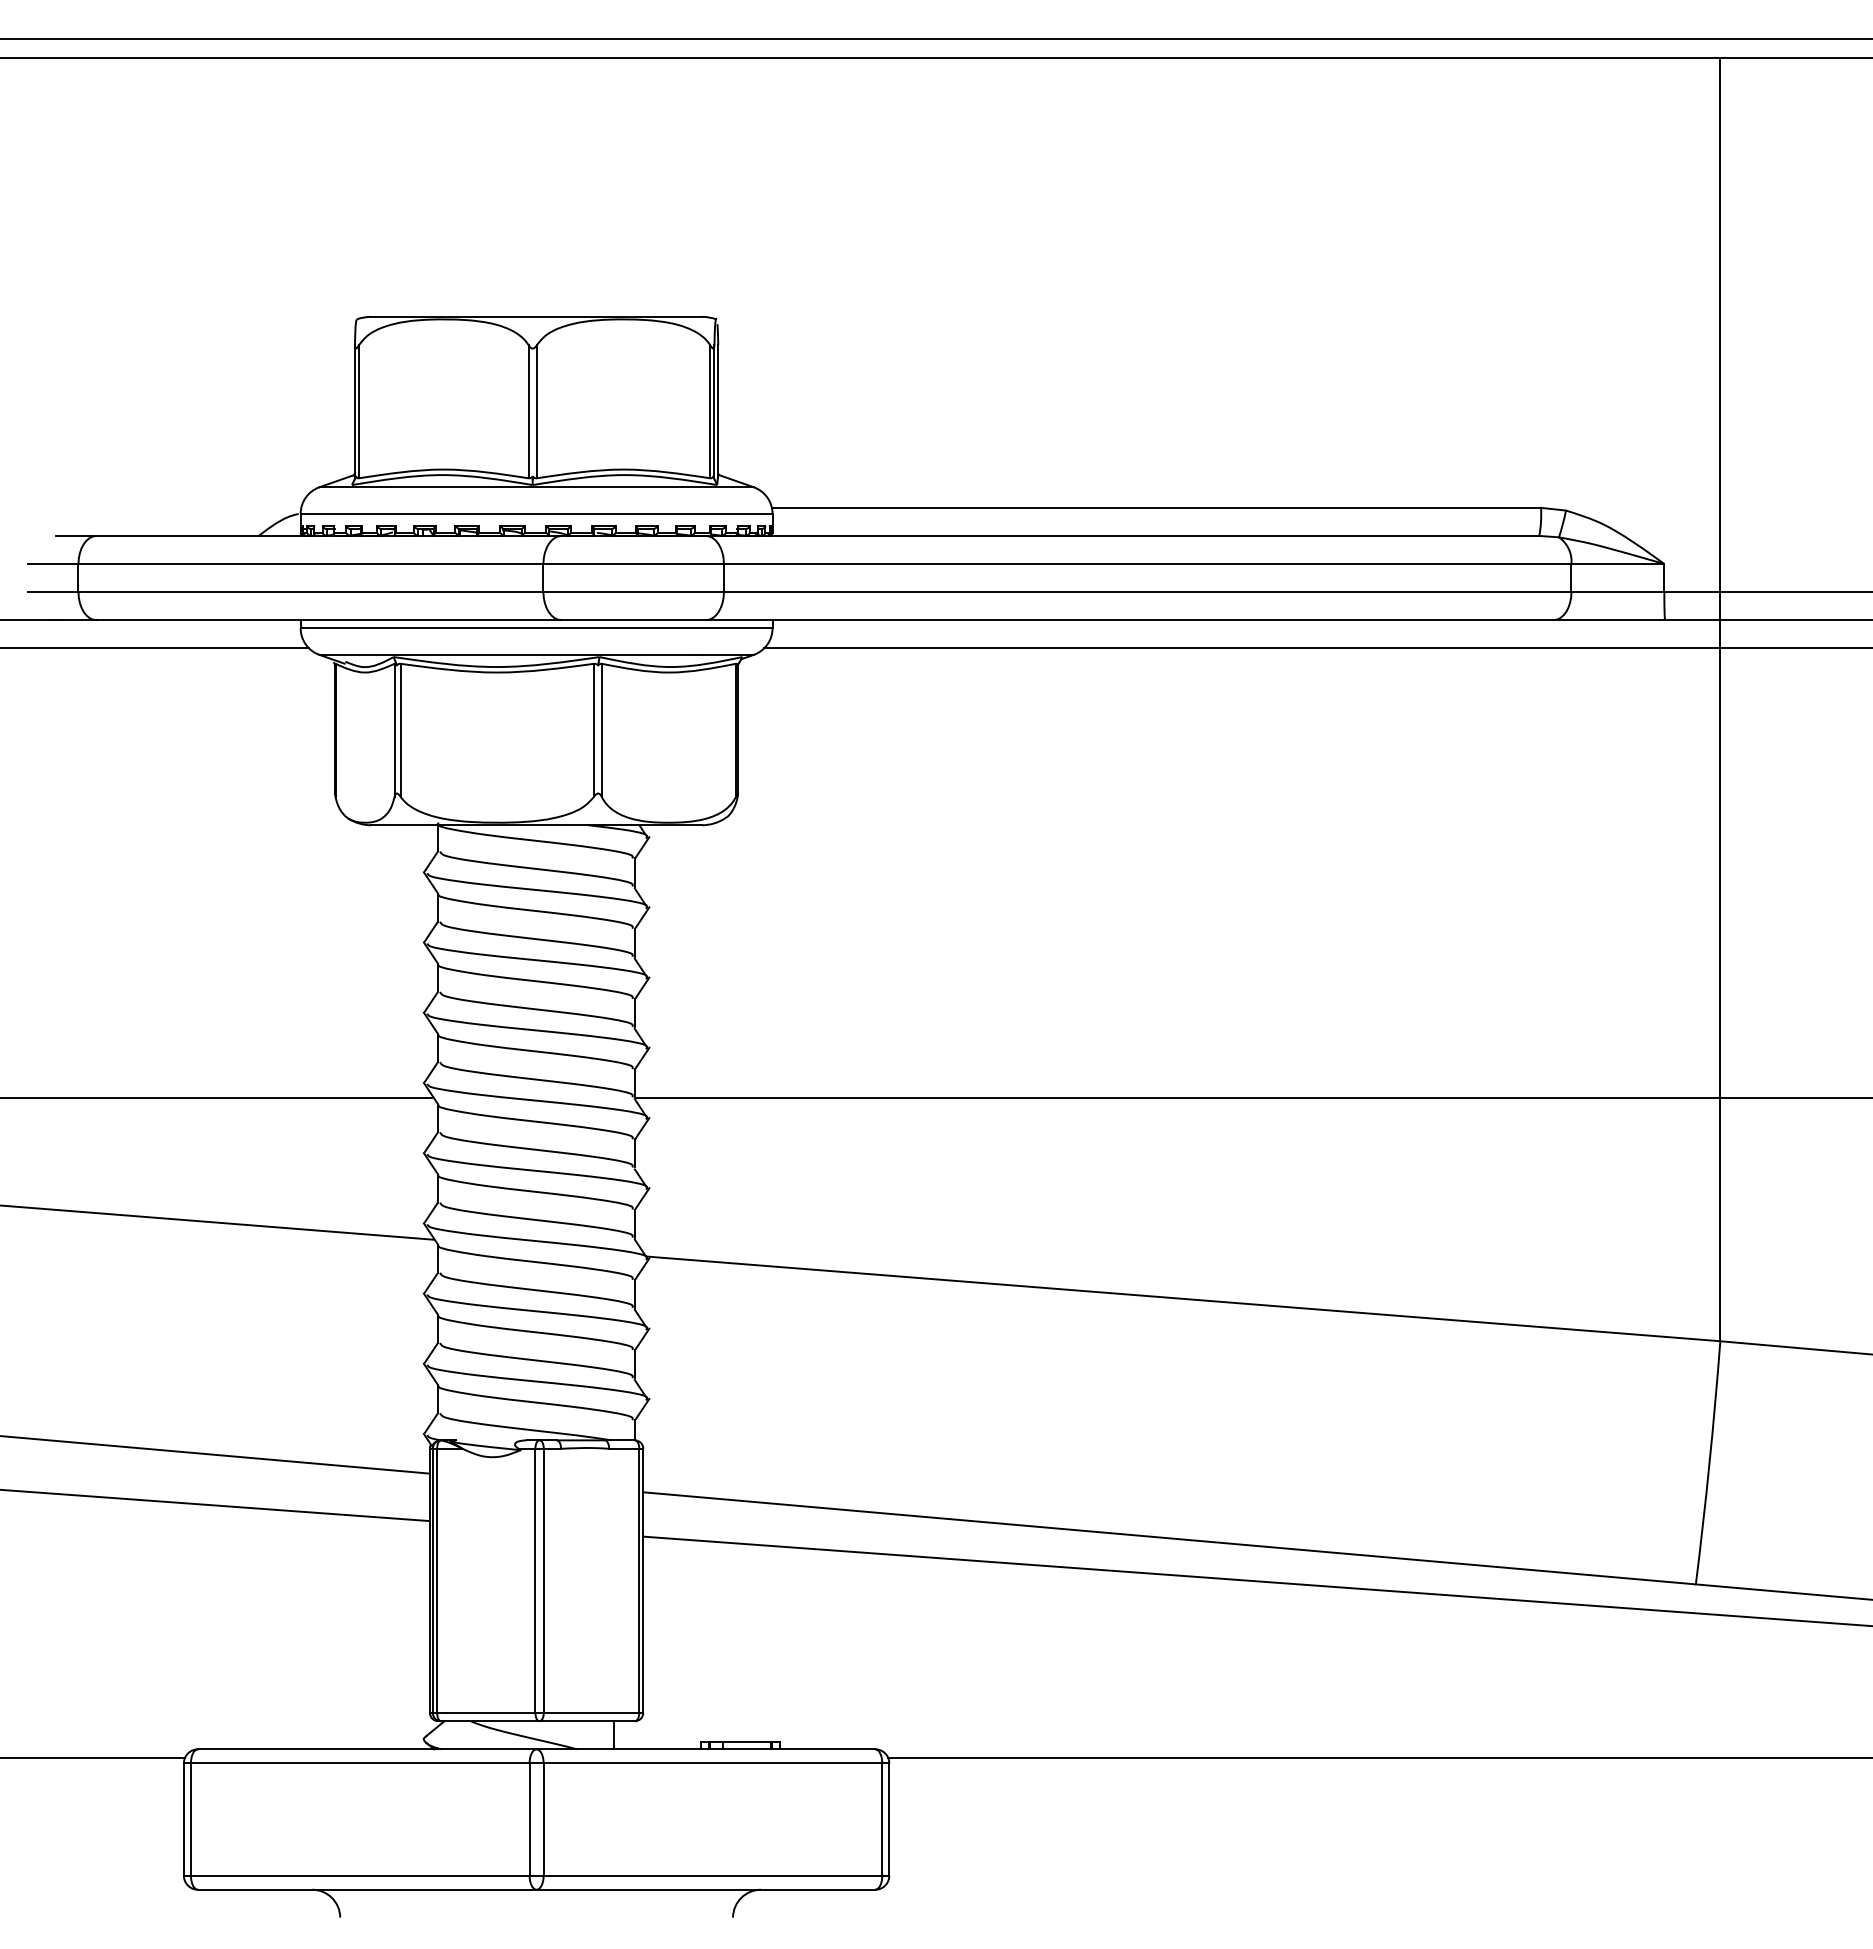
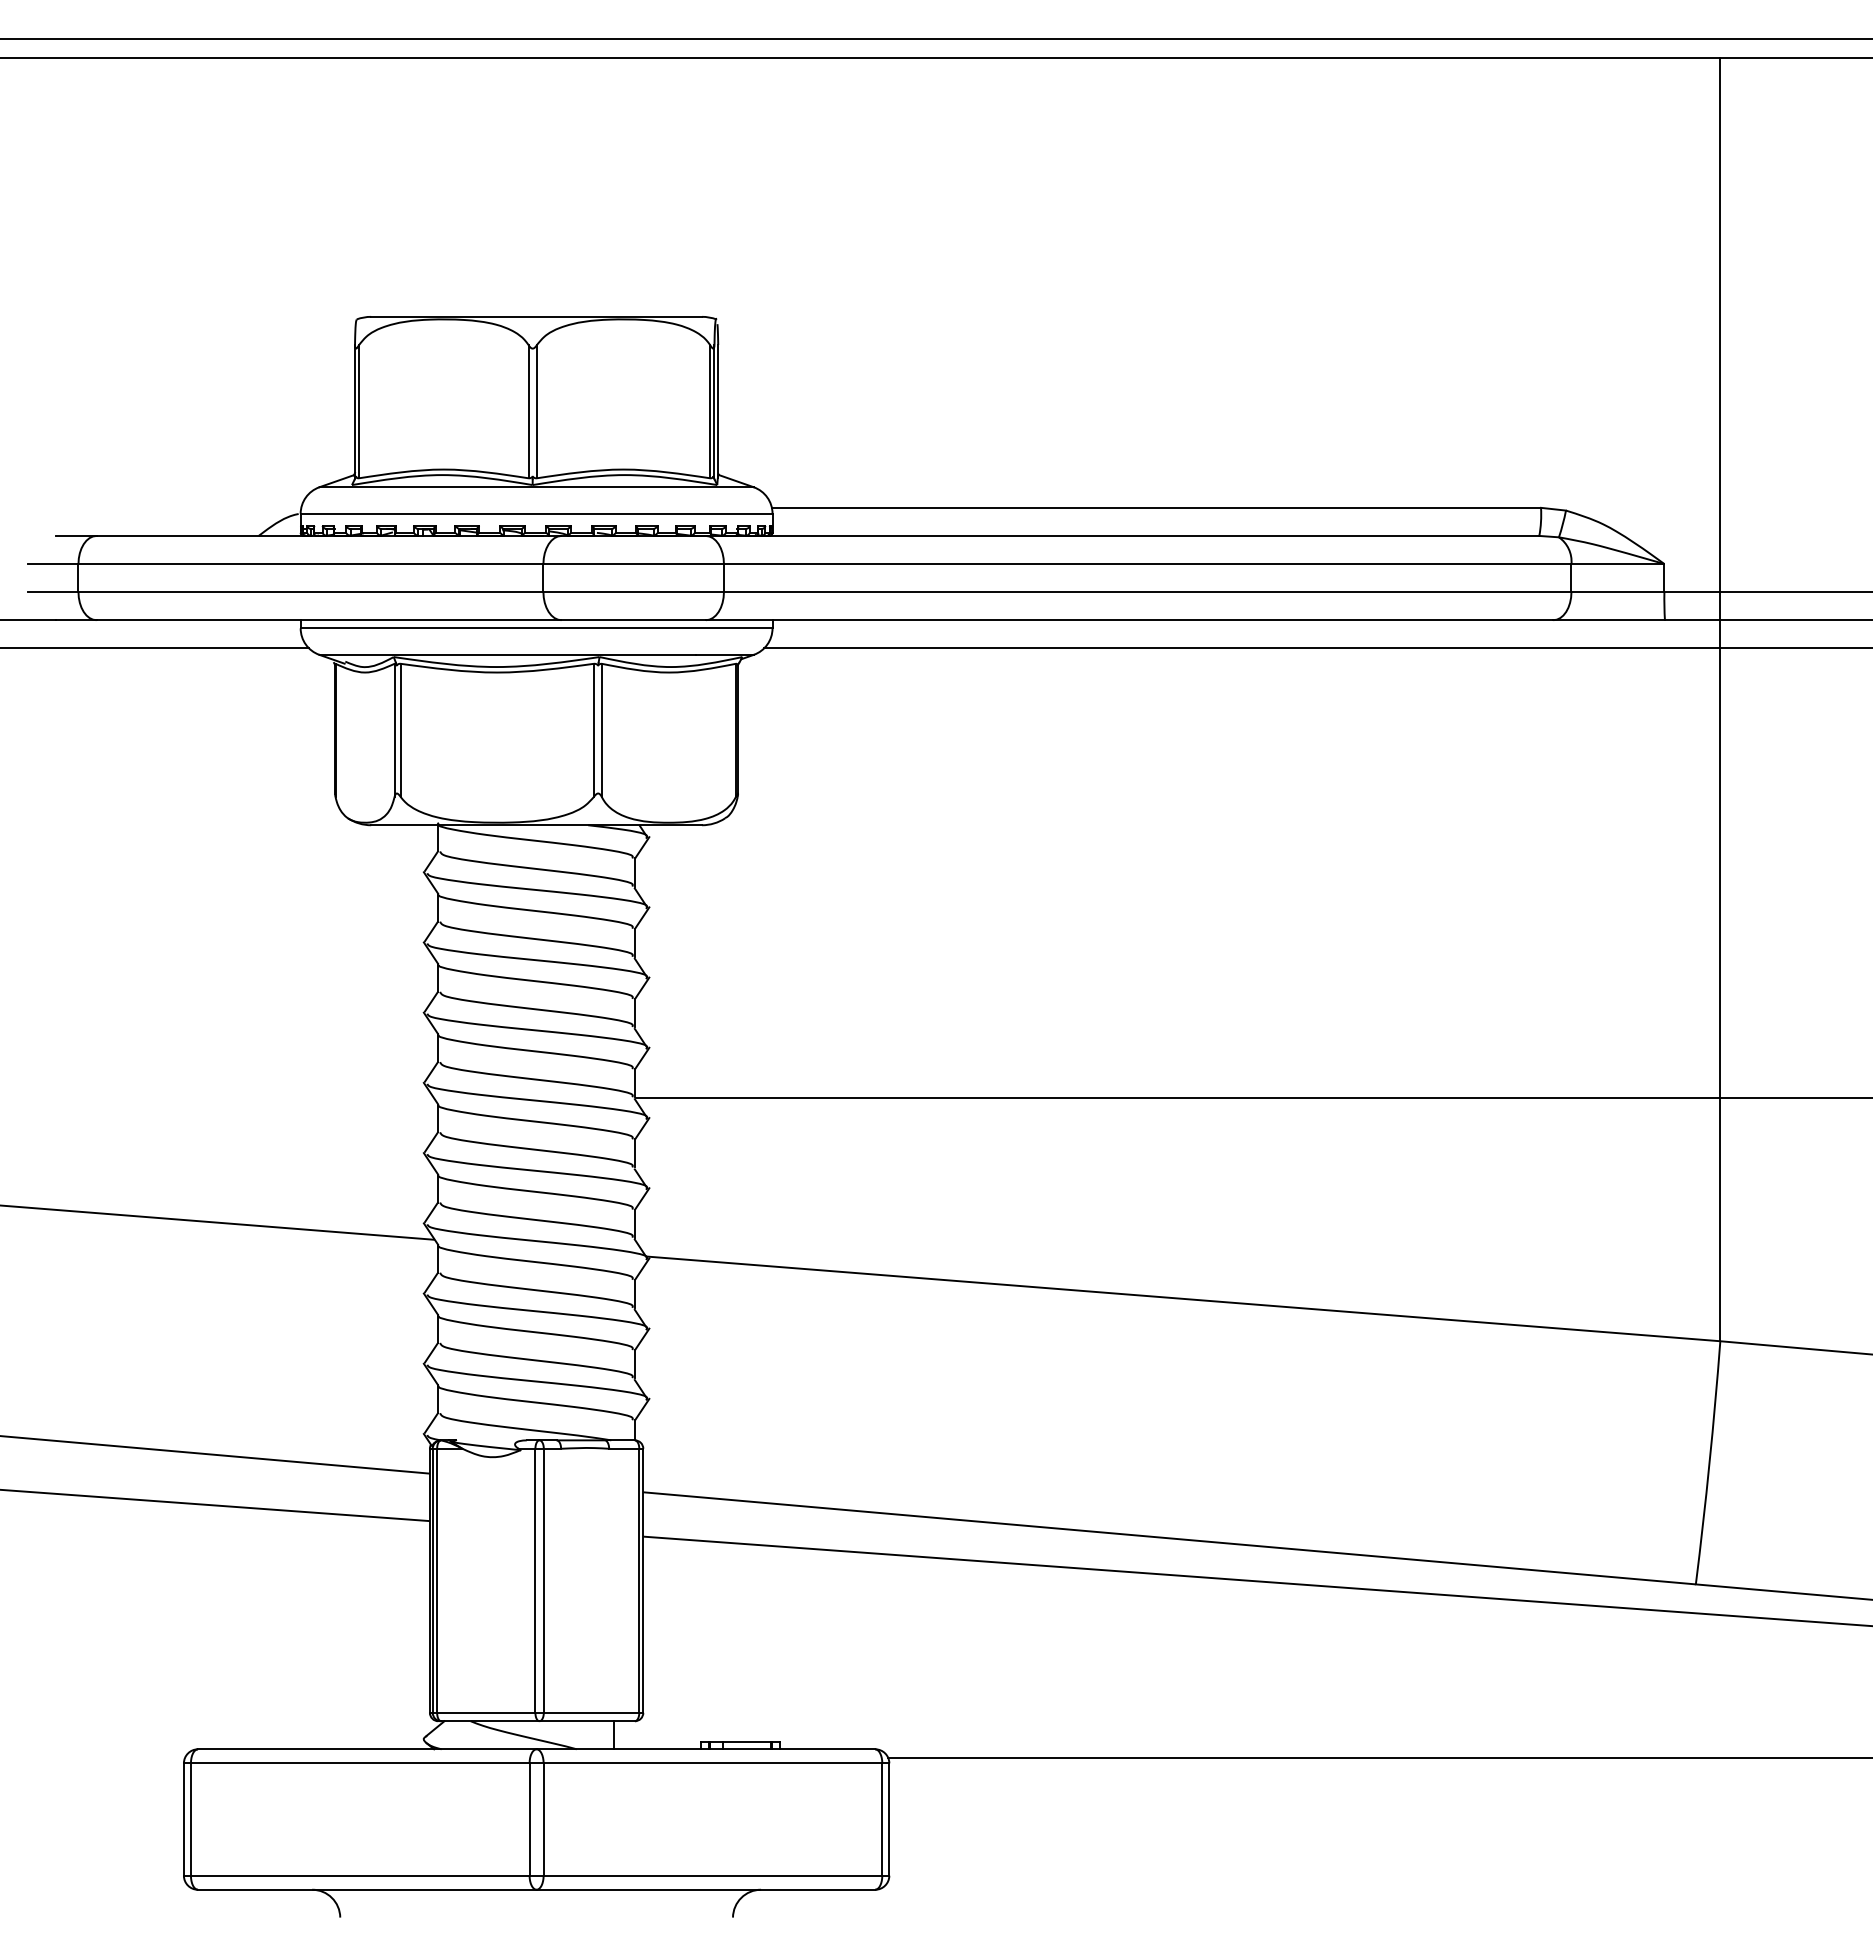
line: present -> none (216, 1097)
line: present -> none (93, 1757)
